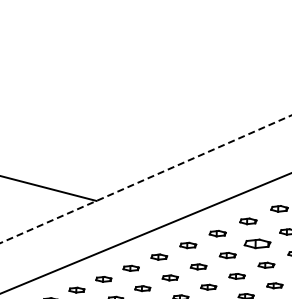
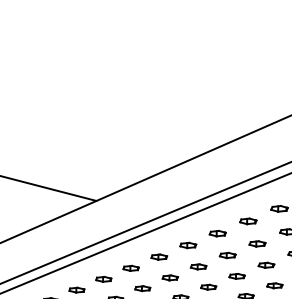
line: dashed -> solid (145, 179)
line: none -> present (145, 223)
part size: 29x12 px -> 19x8 px (257, 243)
